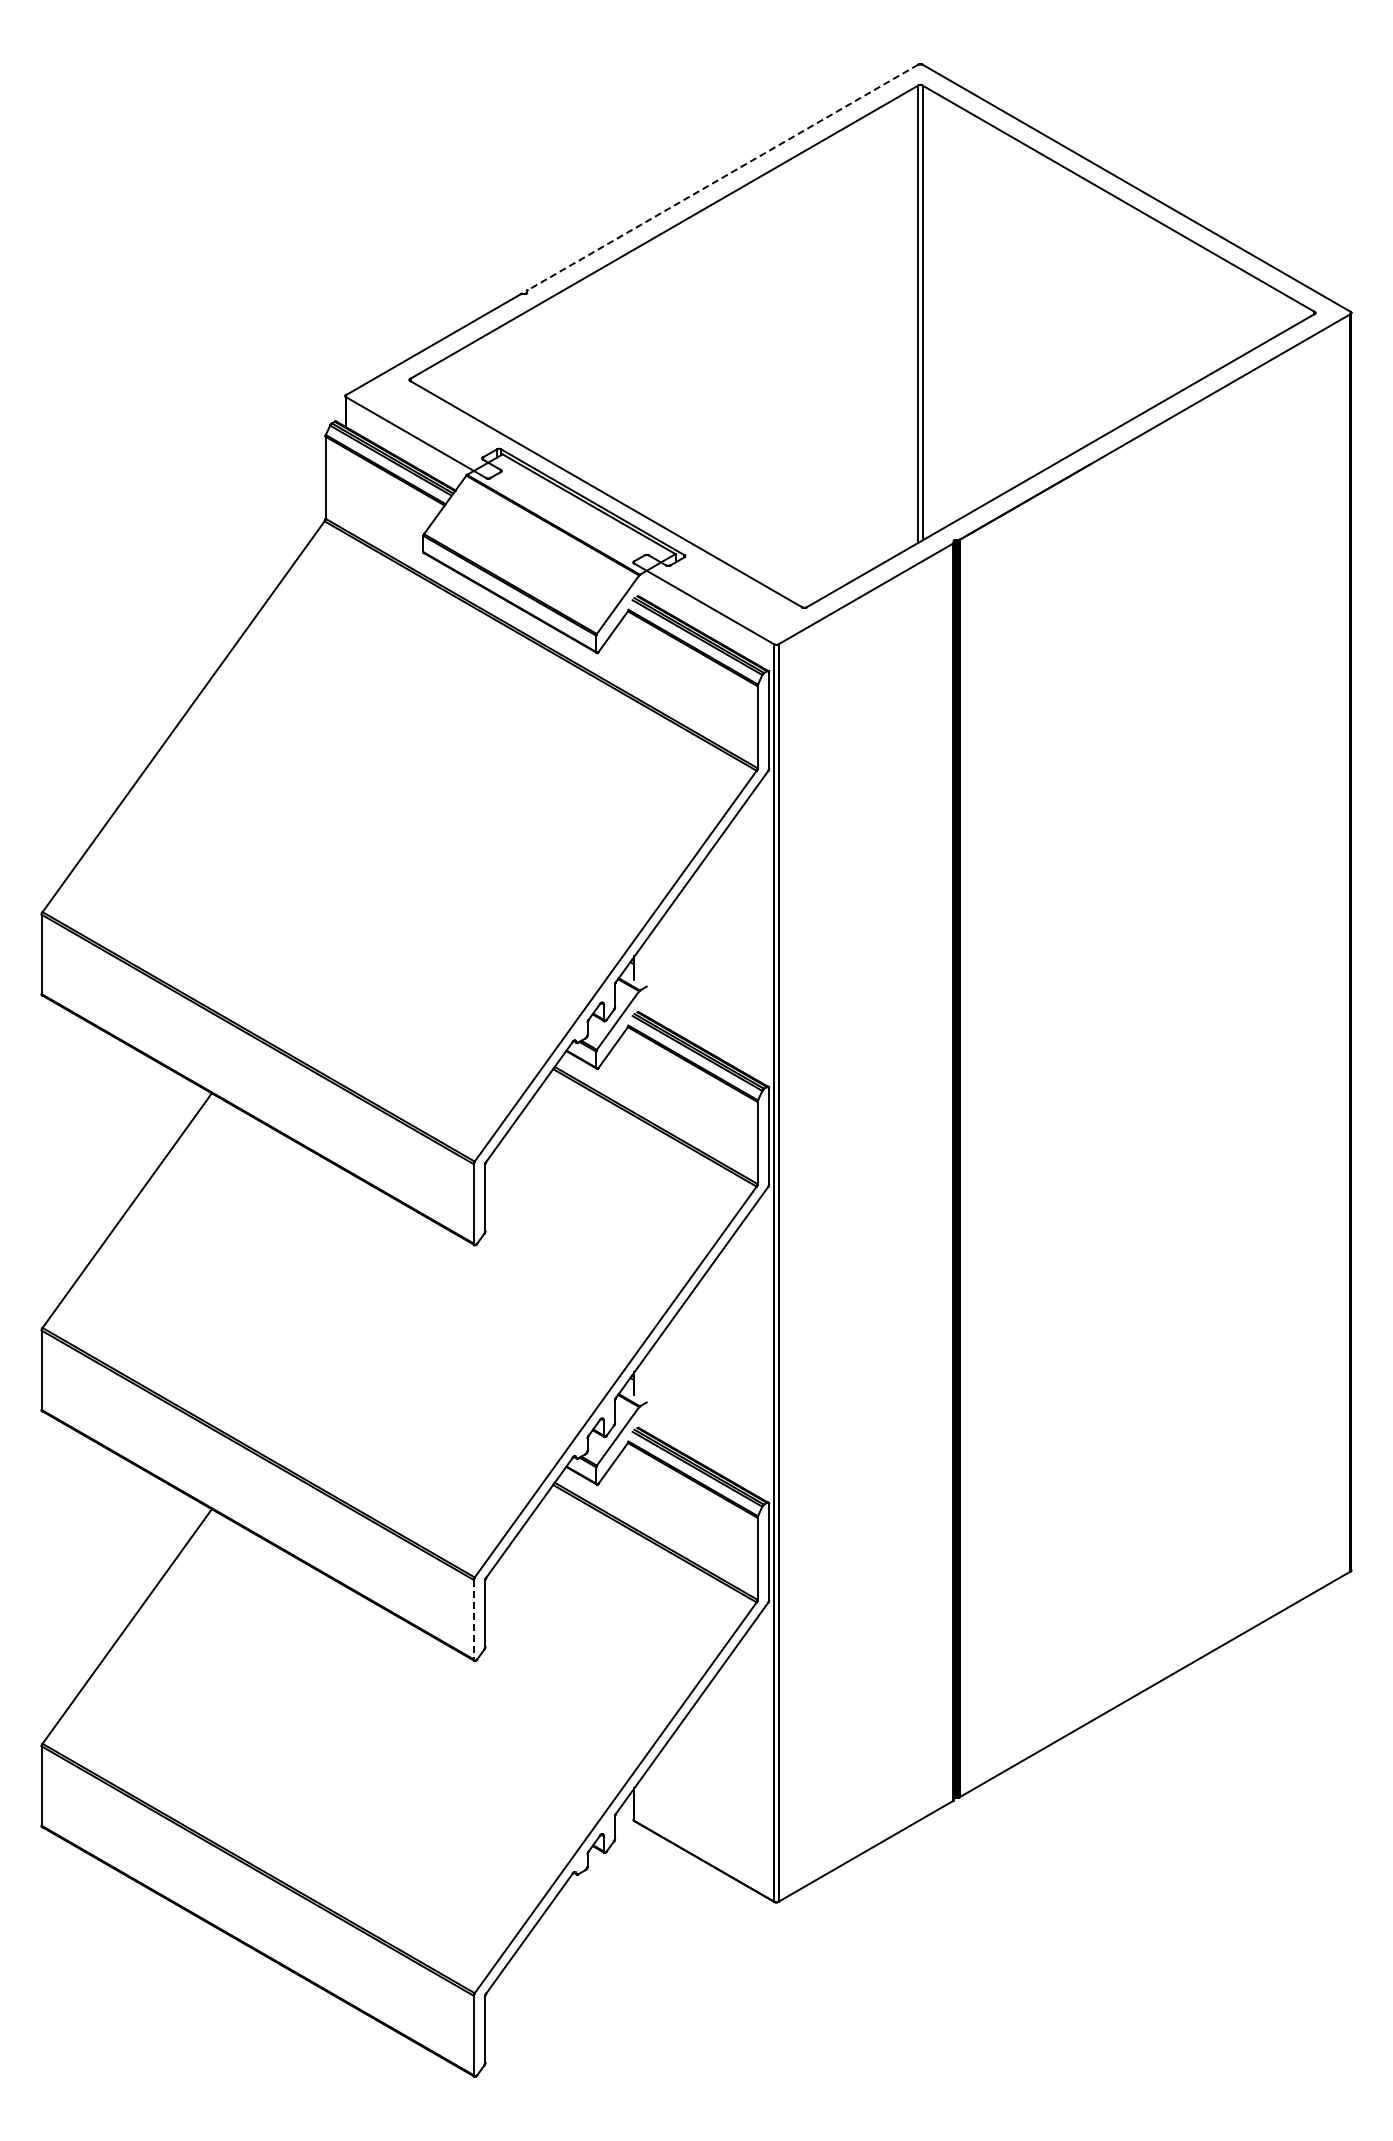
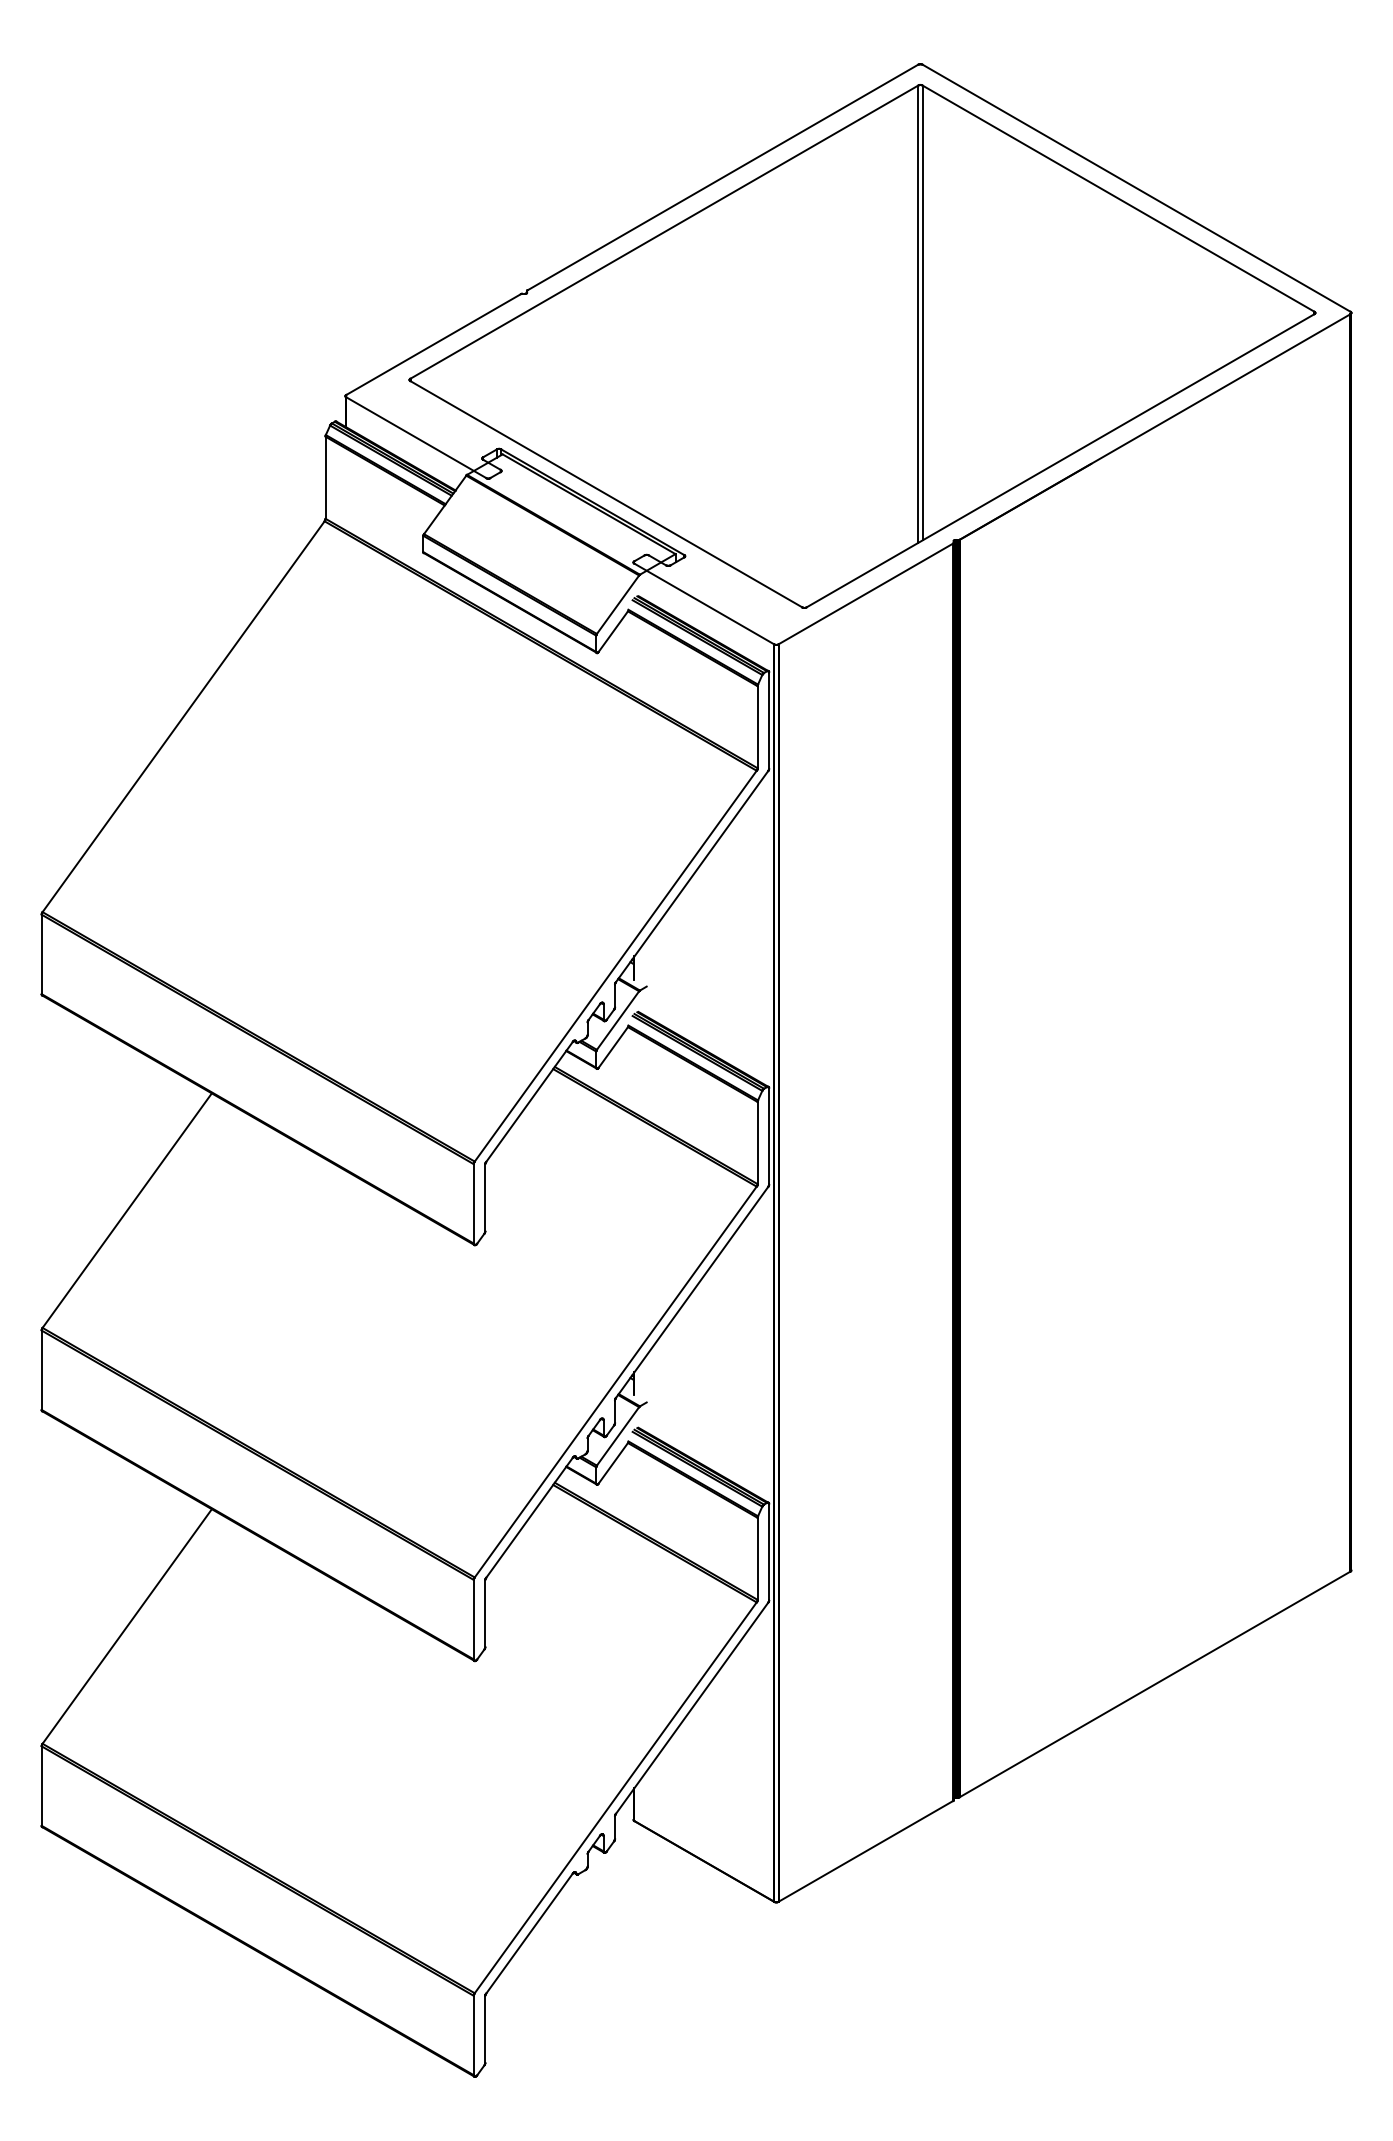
line: dashed -> solid (722, 177)
line: dashed -> solid (473, 1619)
